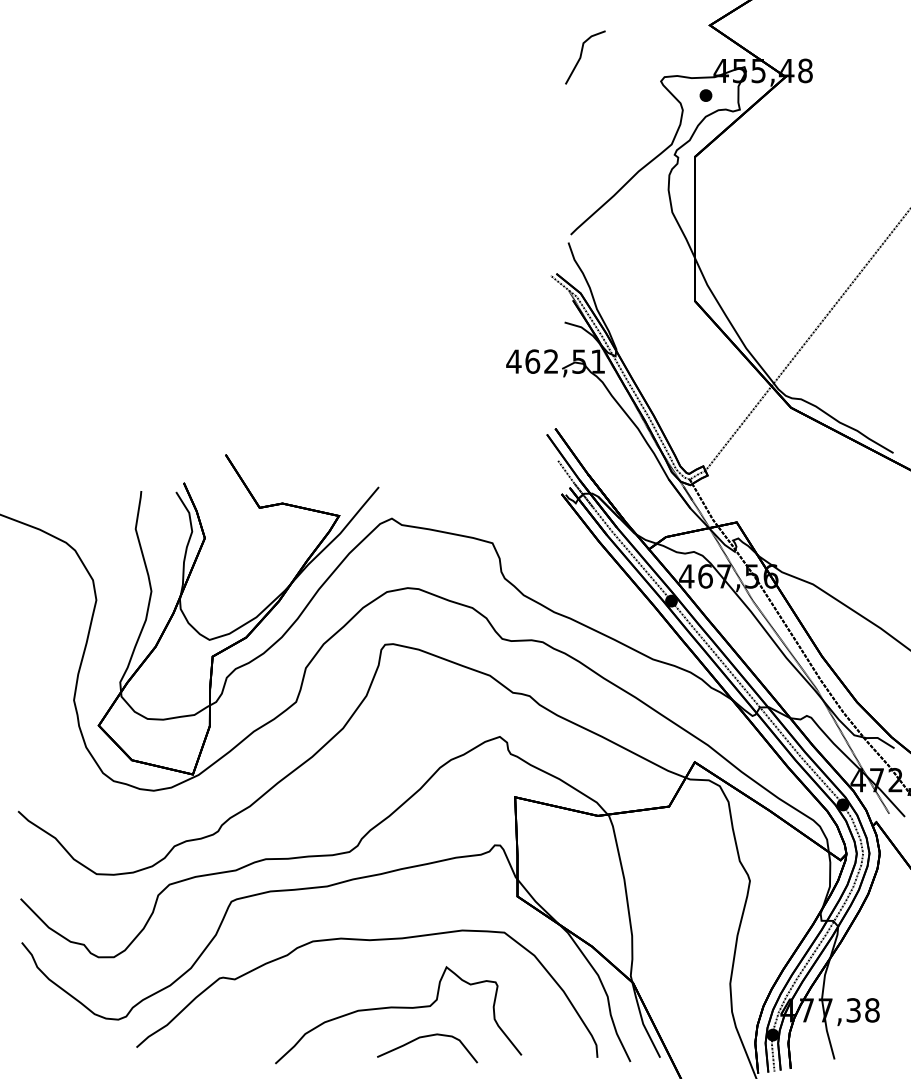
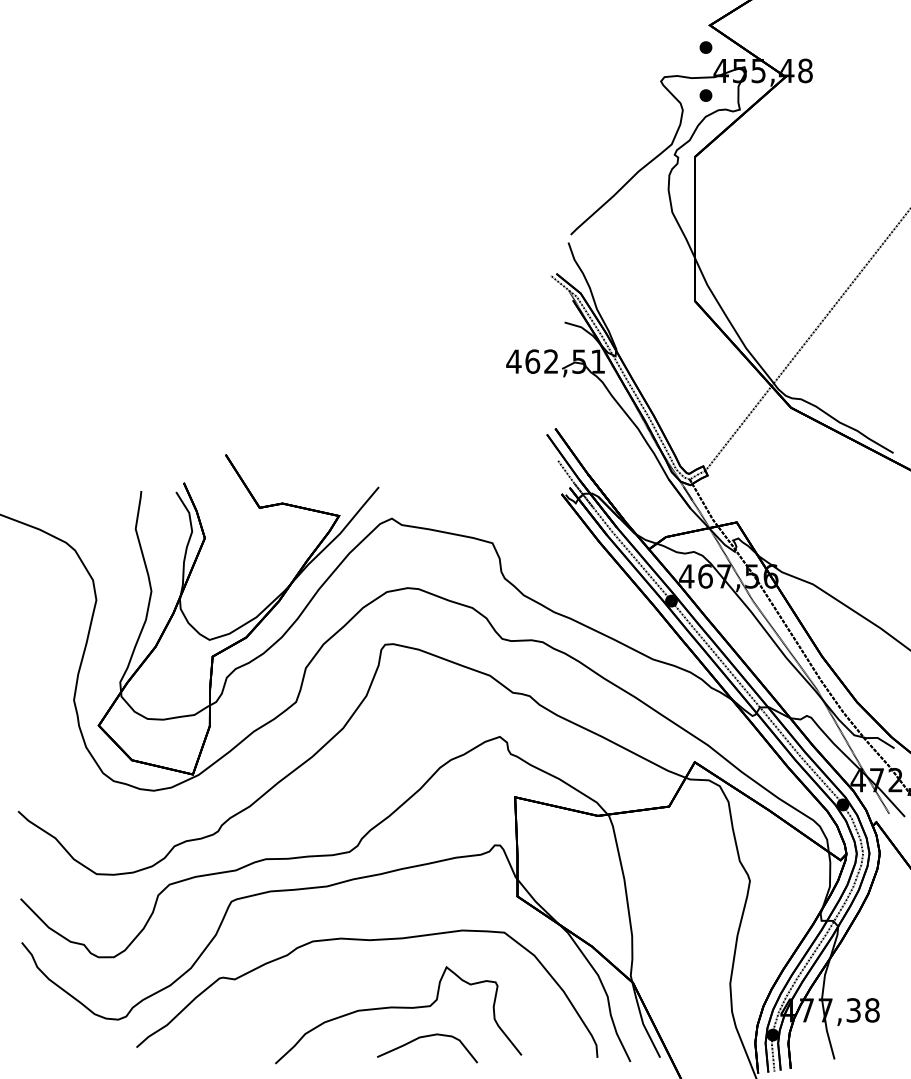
part: none -> present (705, 47)
part: present -> none (585, 57)
